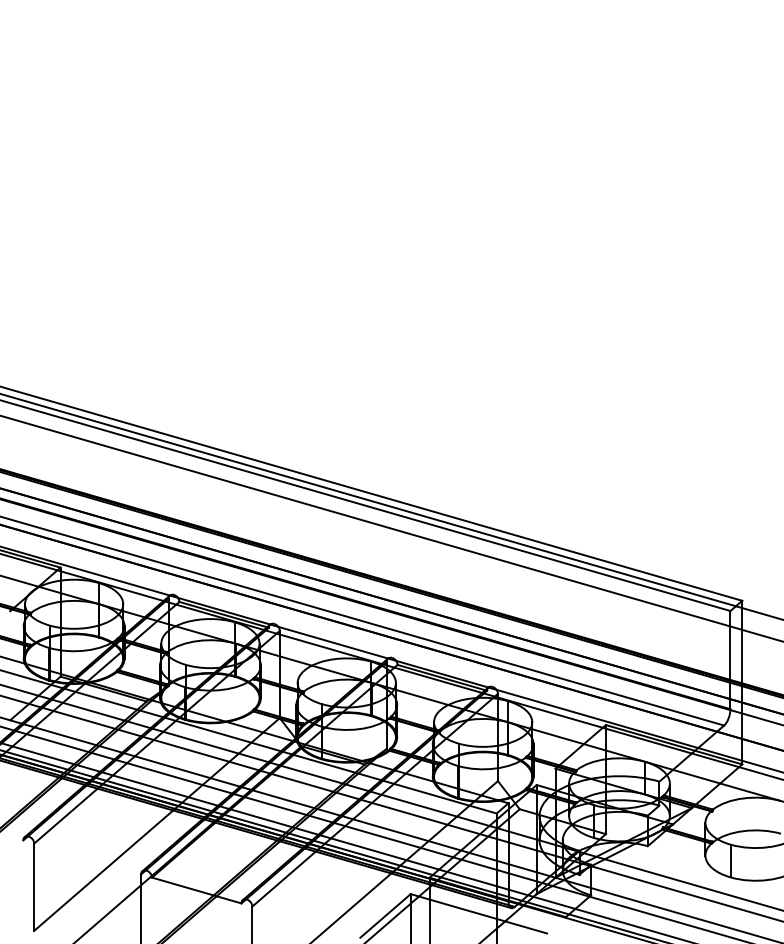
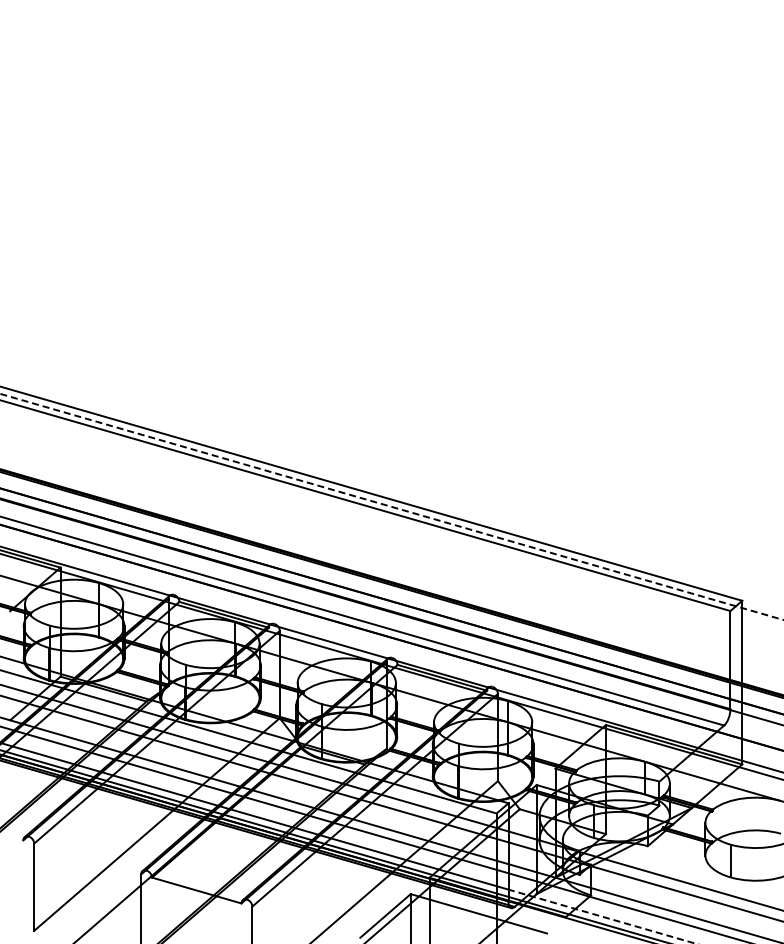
line: solid -> dashed (391, 506)
line: present -> none (391, 528)
line: solid -> dashed (602, 916)
